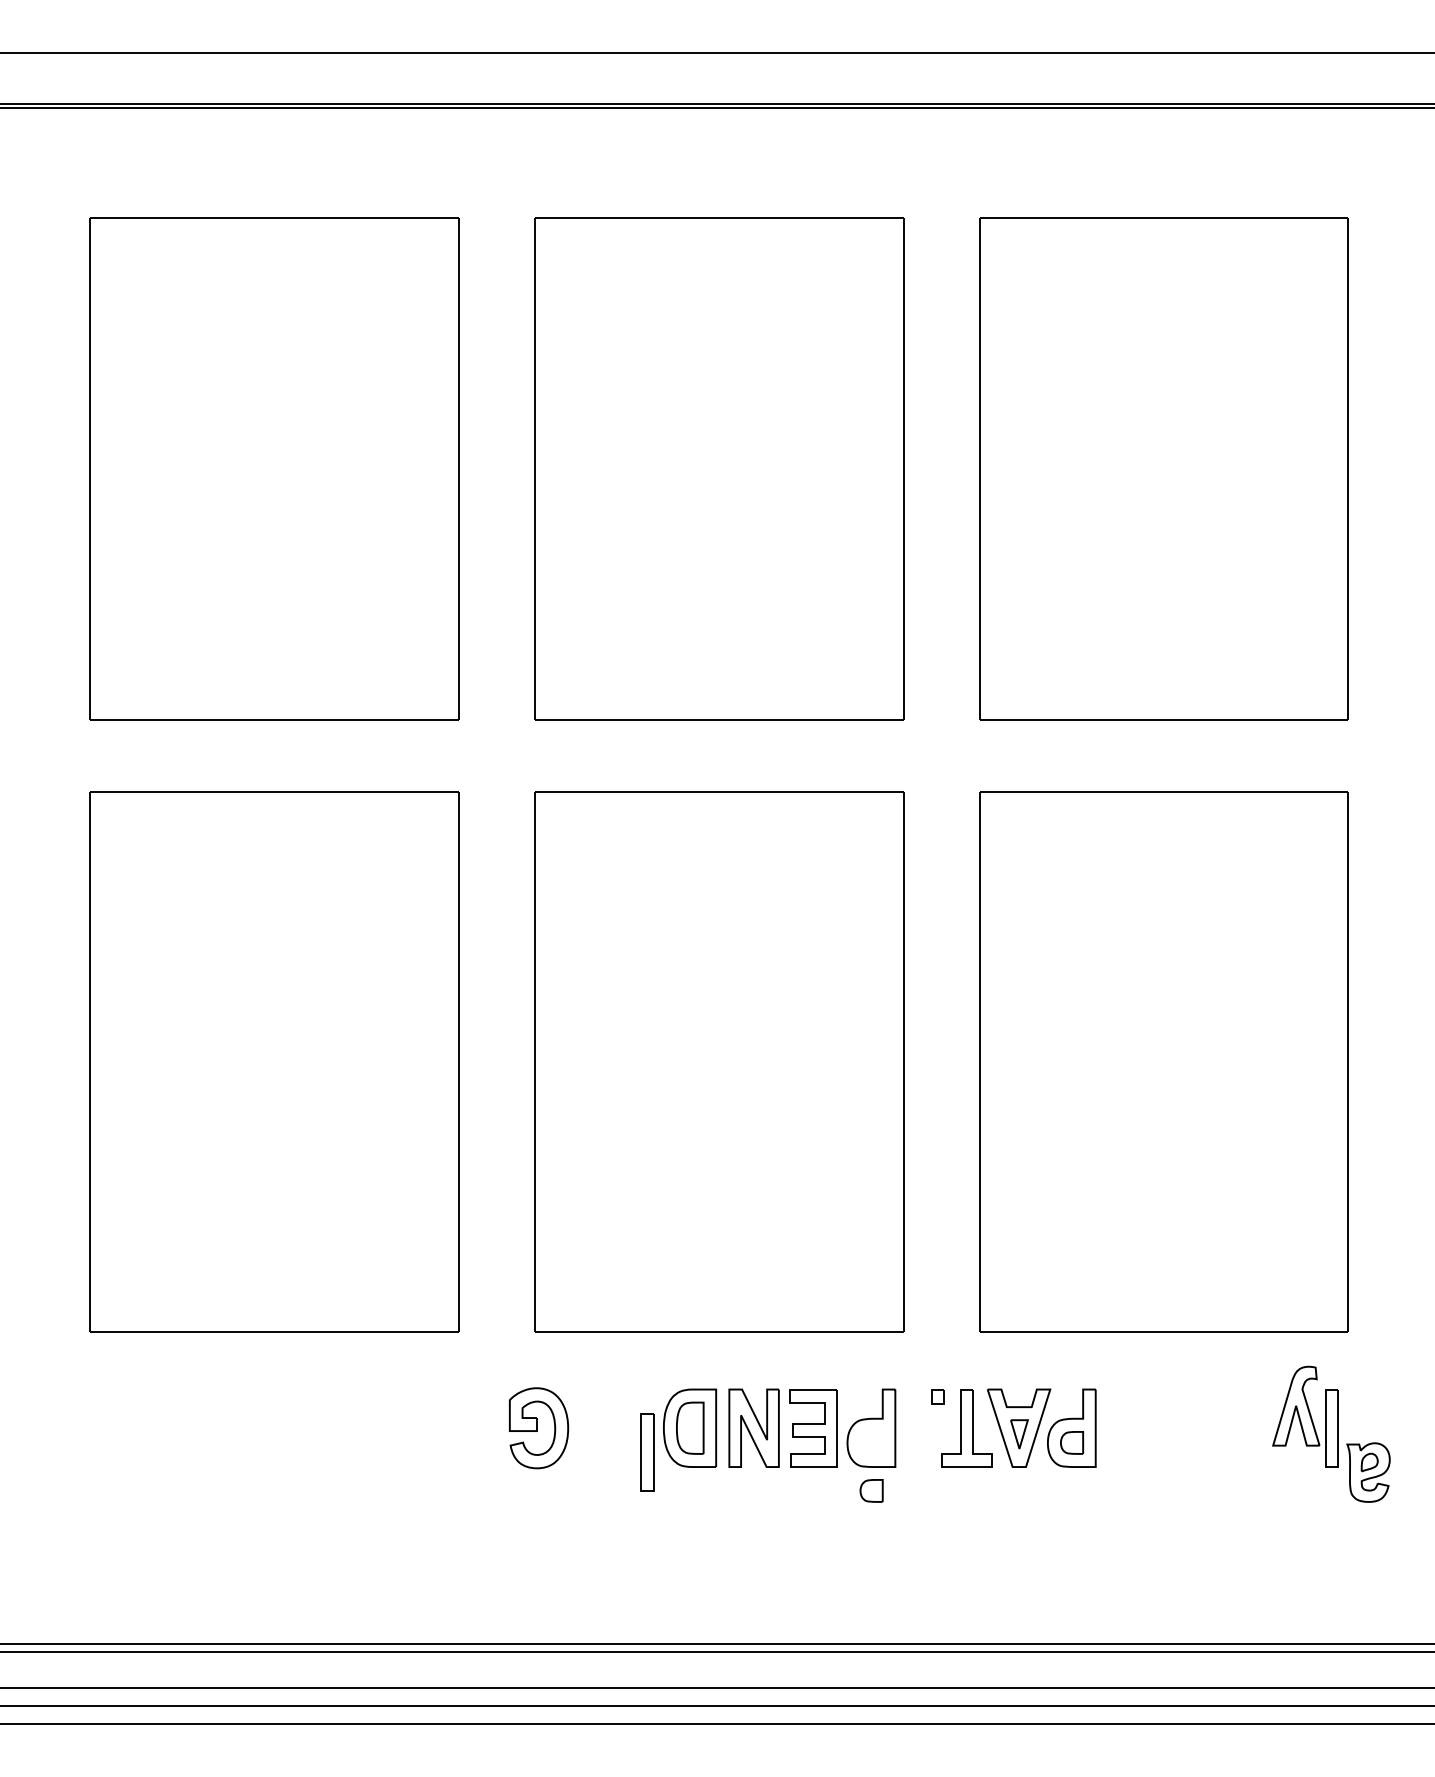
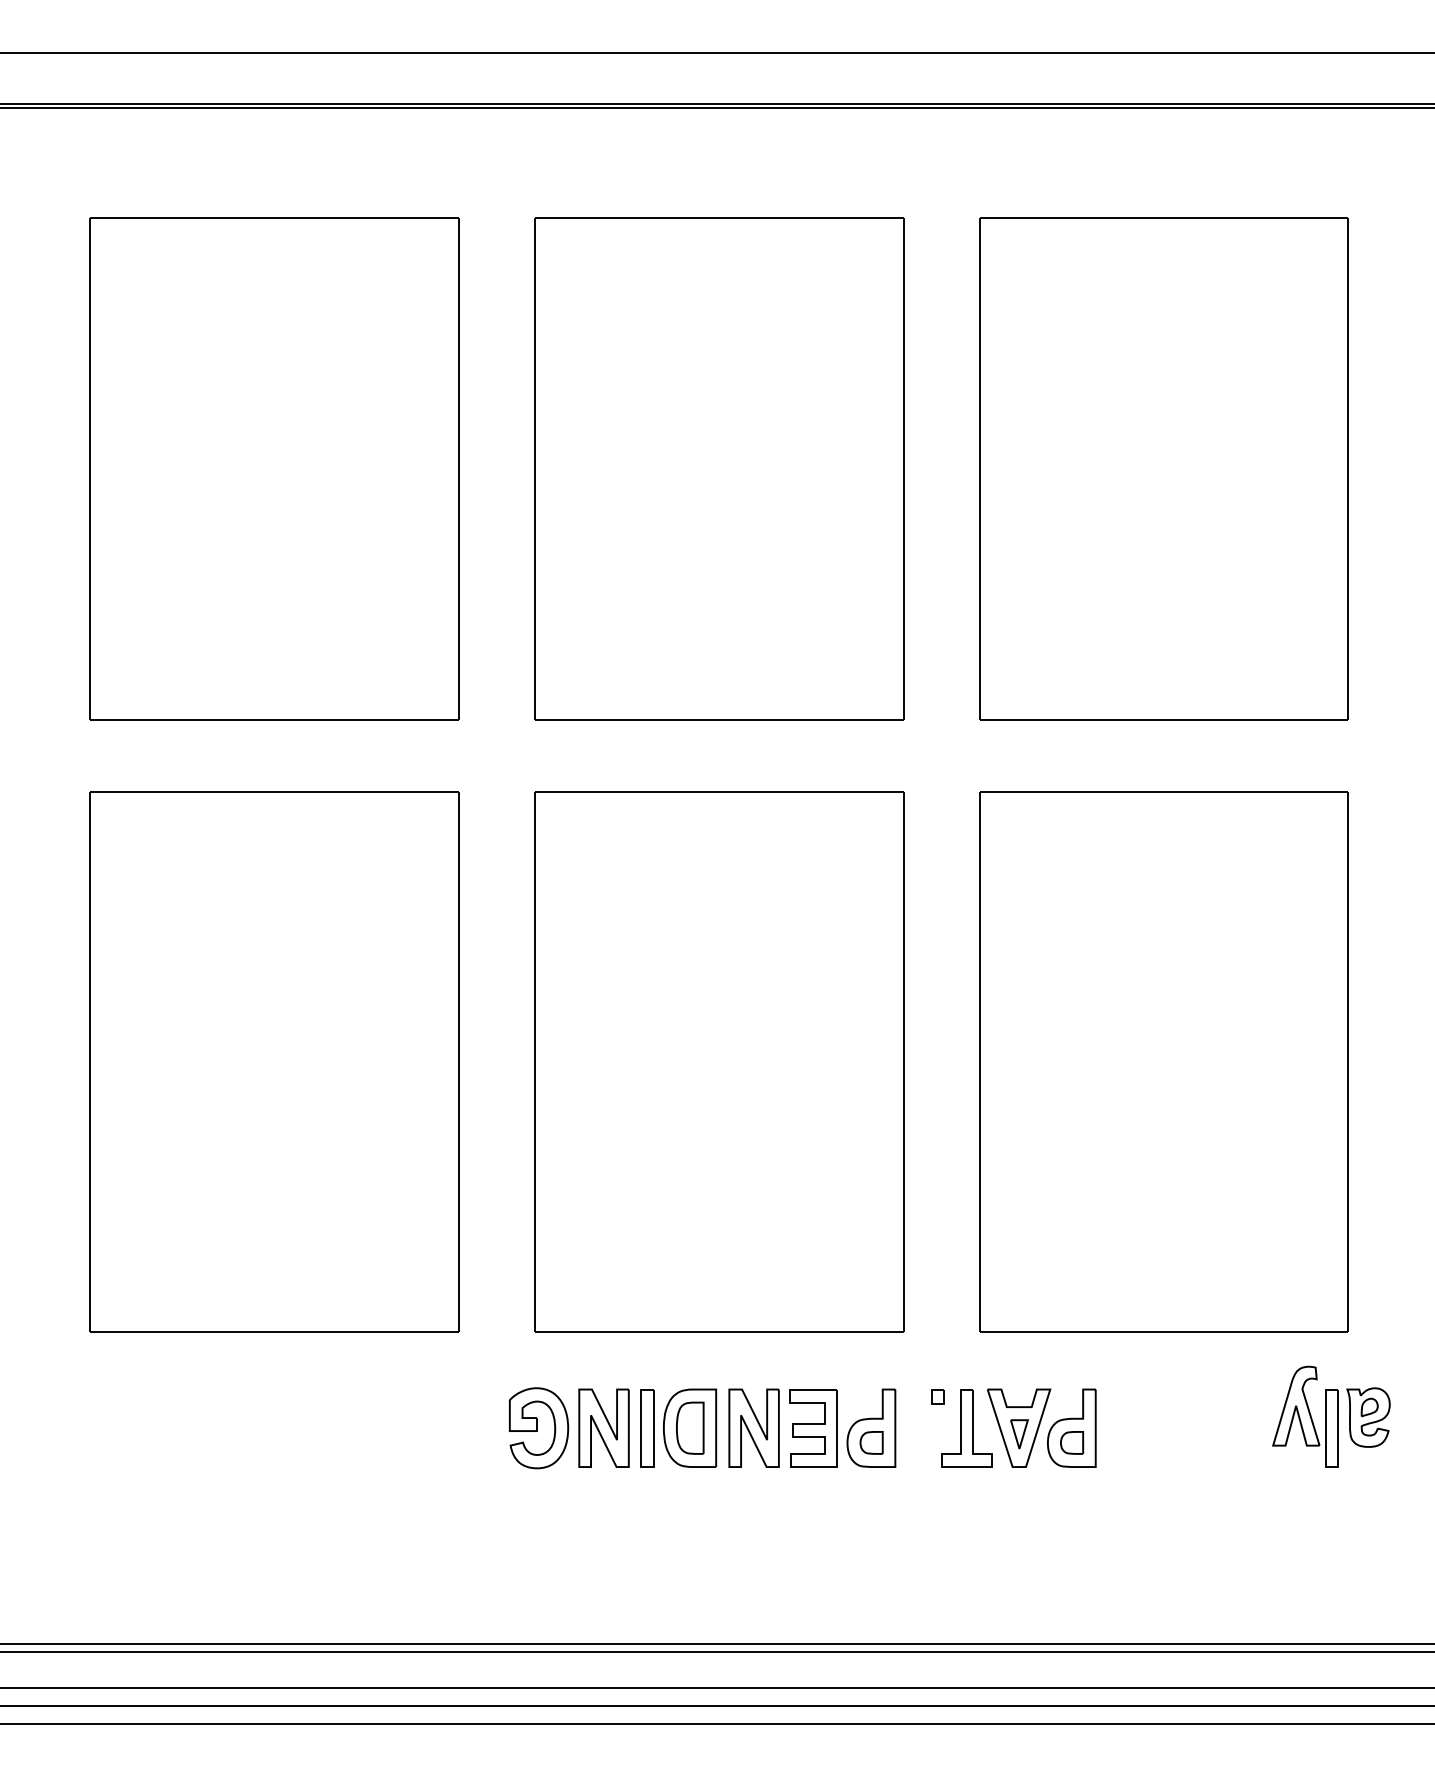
part: none -> present (603, 1427)
part position: (647, 1452) -> (647, 1428) (647, 1428)
part position: (1368, 1472) -> (1368, 1417) (1368, 1417)
part position: (871, 1490) -> (871, 1442) (871, 1442)
